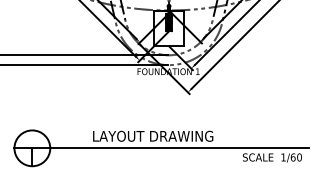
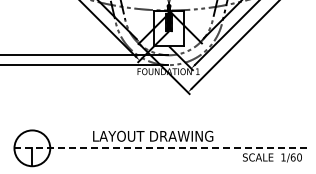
line: solid -> dashed (162, 148)
